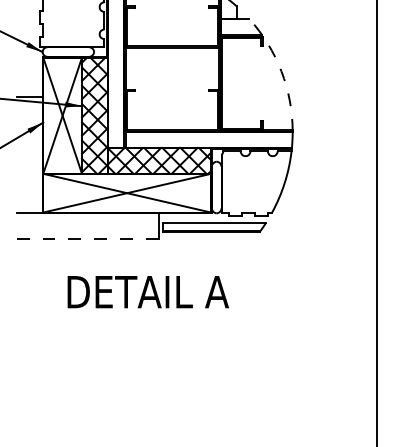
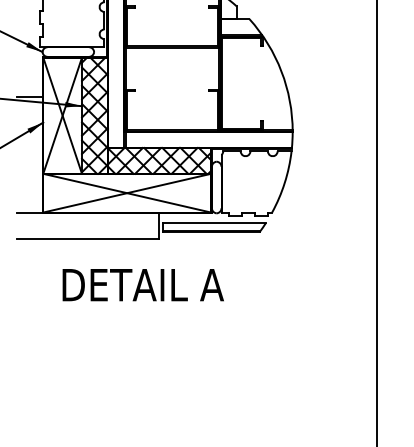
arc: dashed -> solid (281, 71)
line: dashed -> solid (87, 239)
text position: (147, 292) -> (142, 285) (142, 285)
